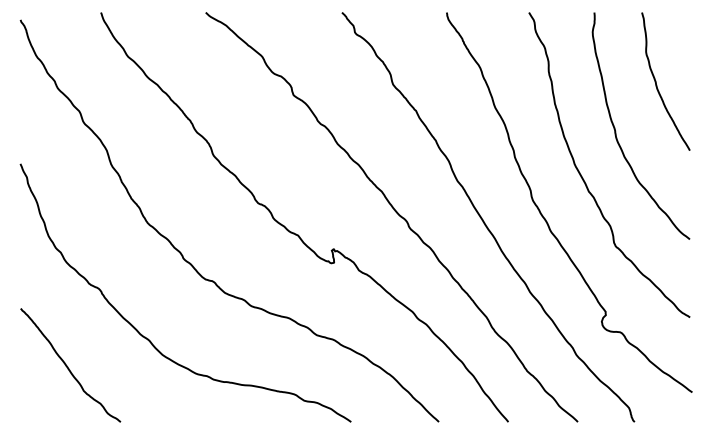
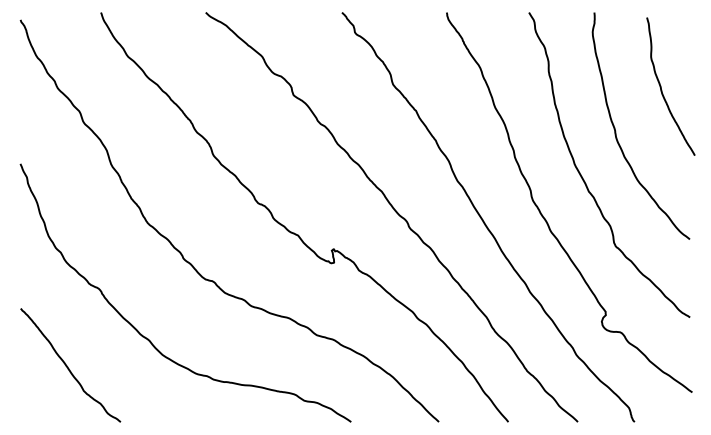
curve position: (657, 85) -> (662, 90) (662, 90)
